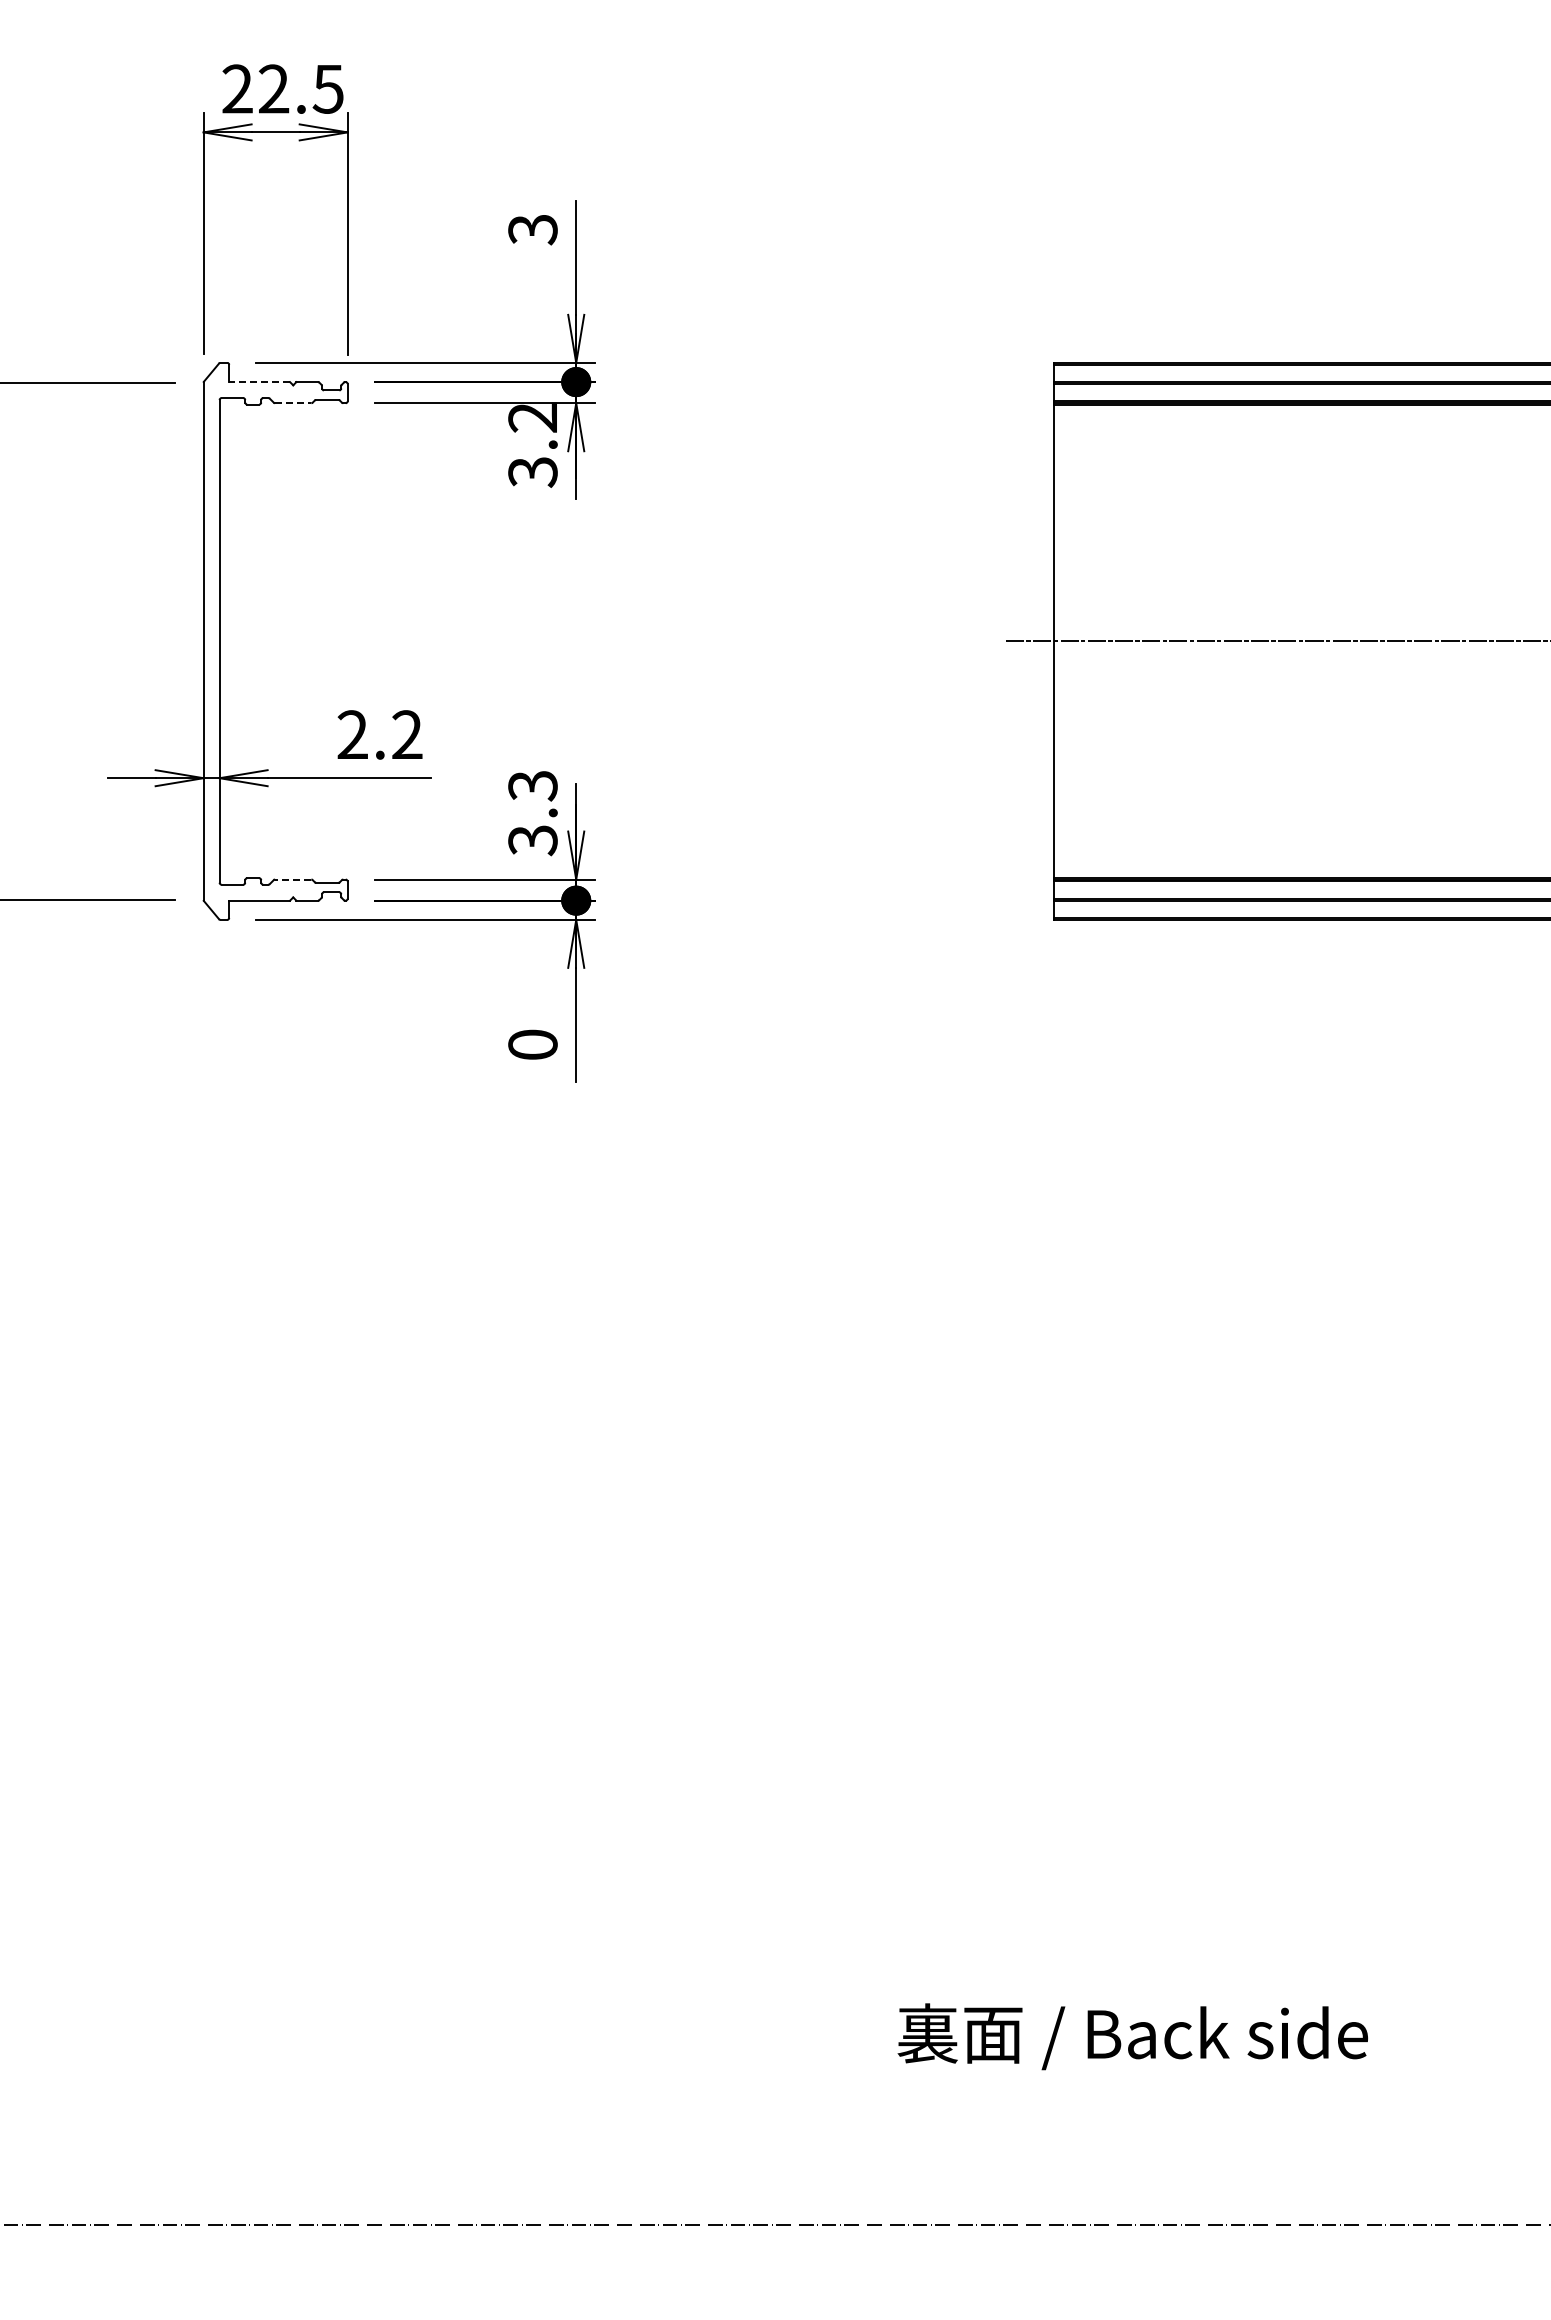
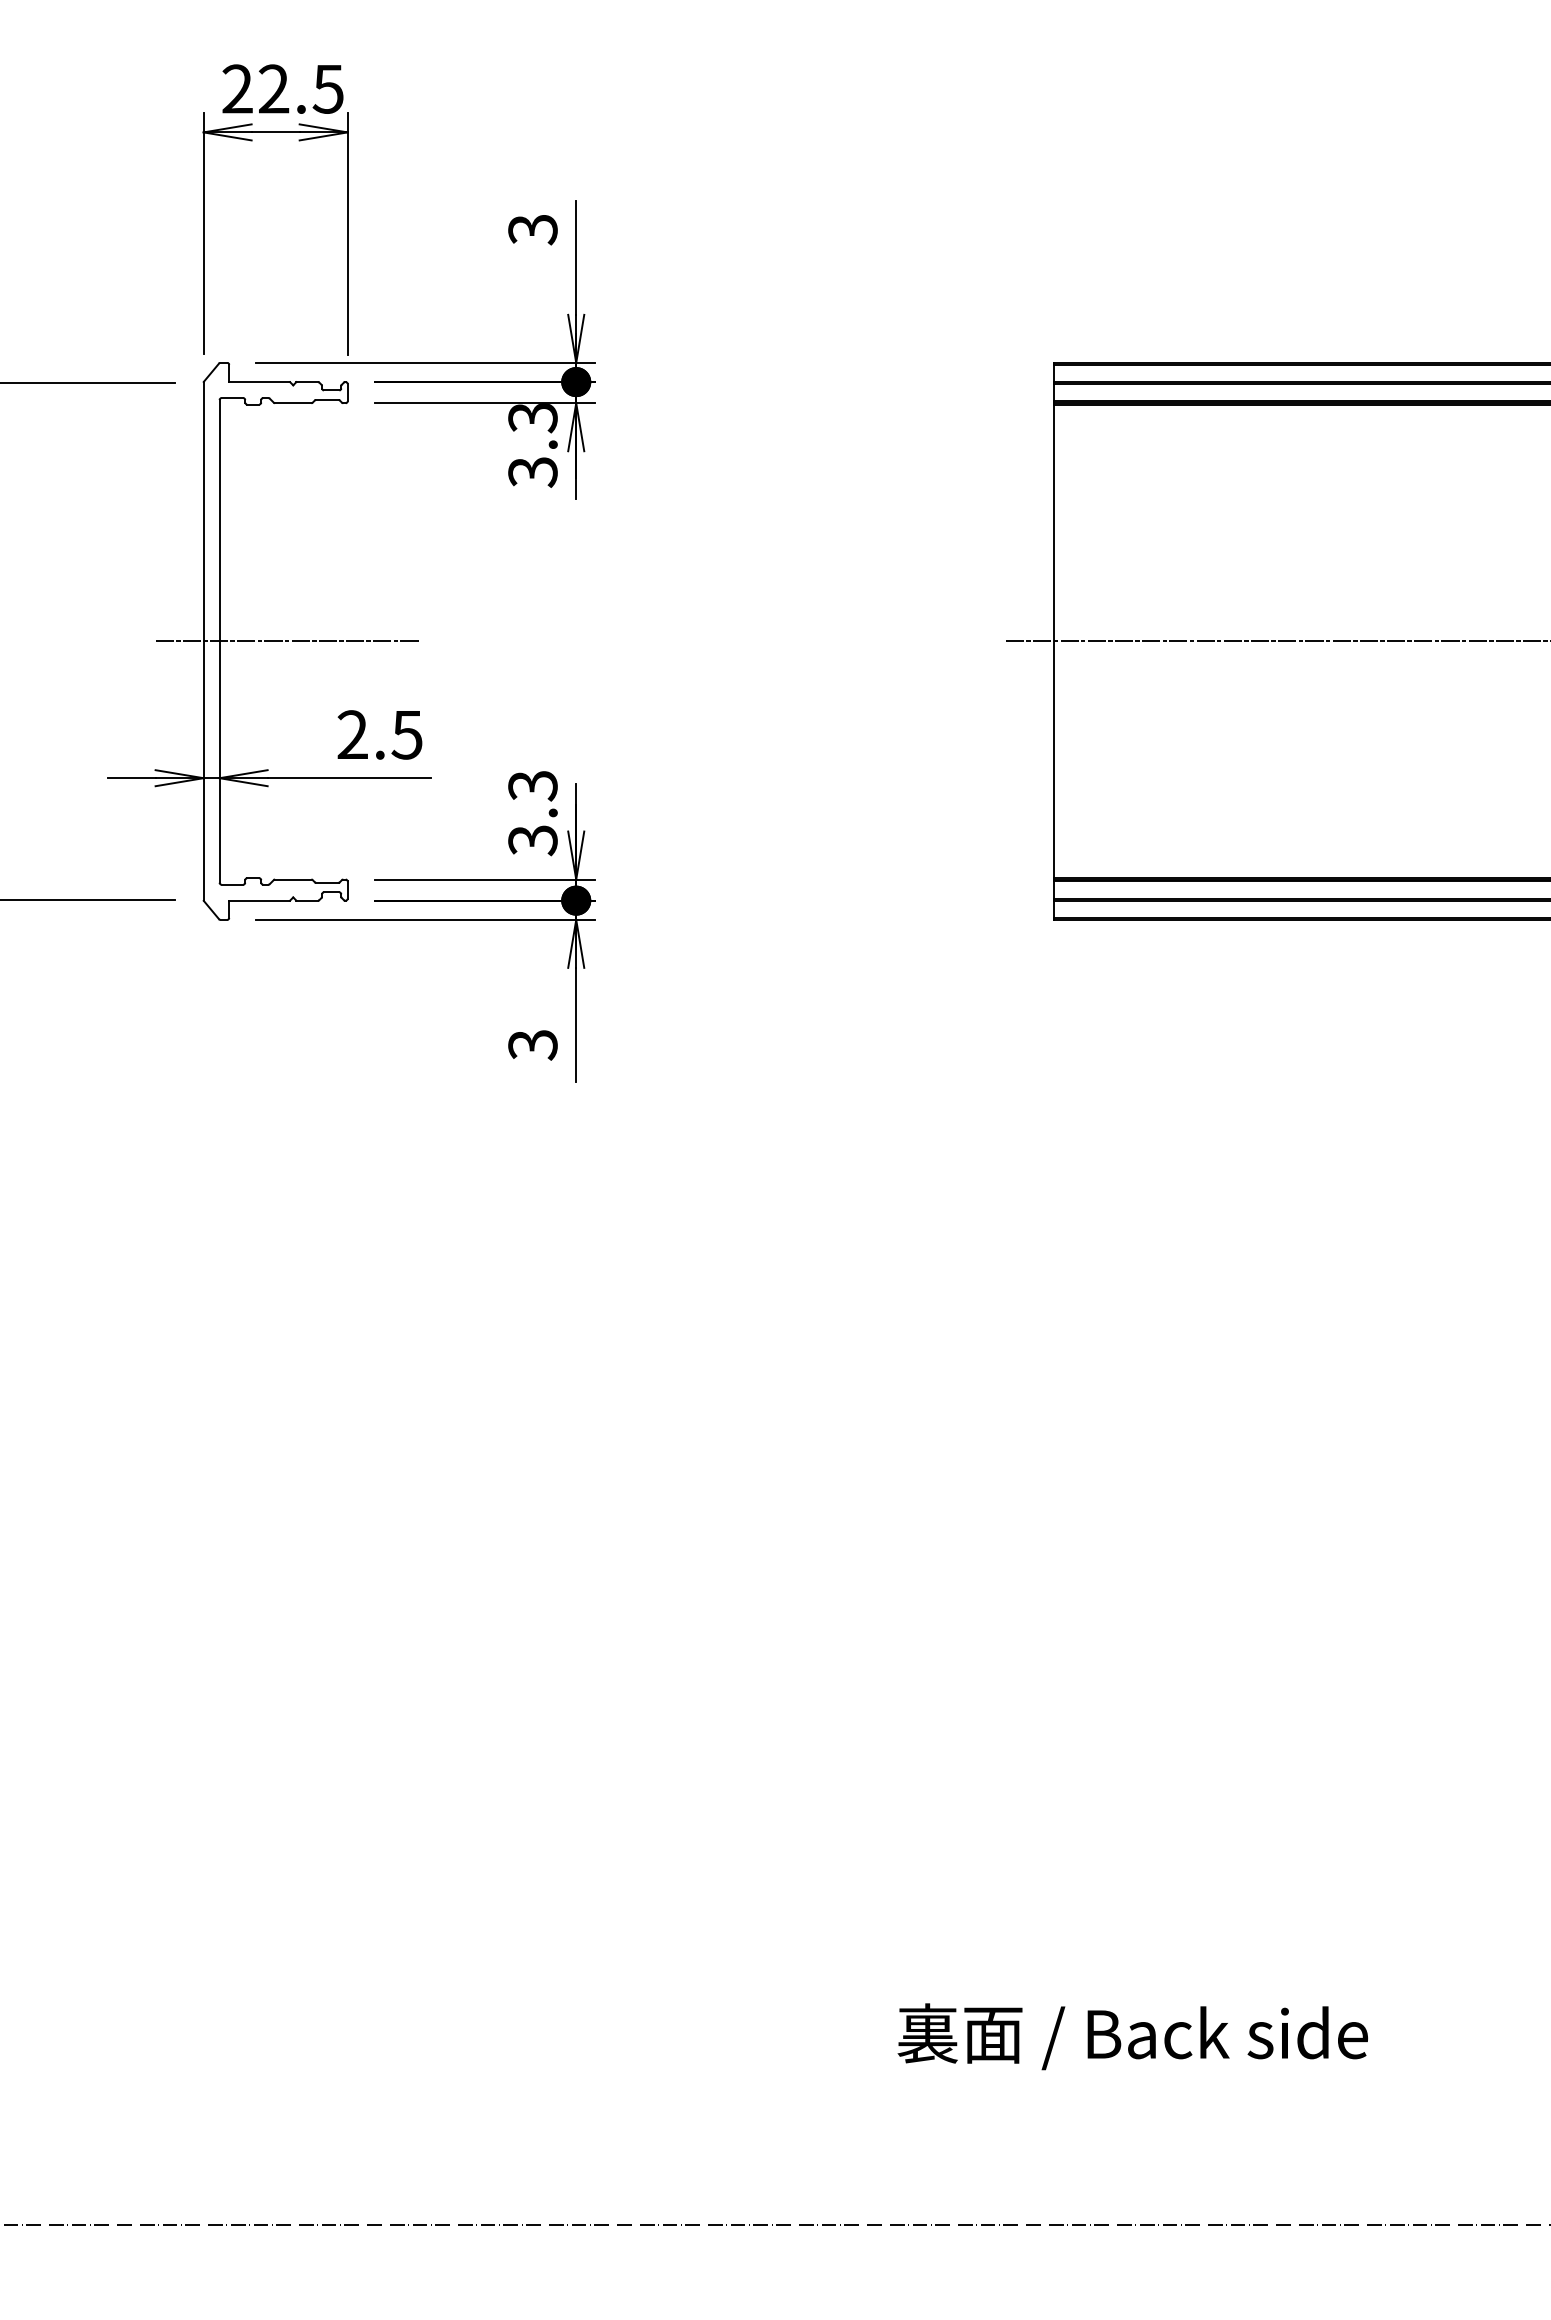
line: dashed -> solid (259, 382)
line: dashed -> solid (293, 403)
text: 3.2 -> 3.3 (532, 418)
line: none -> present (288, 641)
text: 2.2 -> 2.5 (406, 734)
line: dashed -> solid (292, 879)
text: 0 -> 3 (532, 1044)
